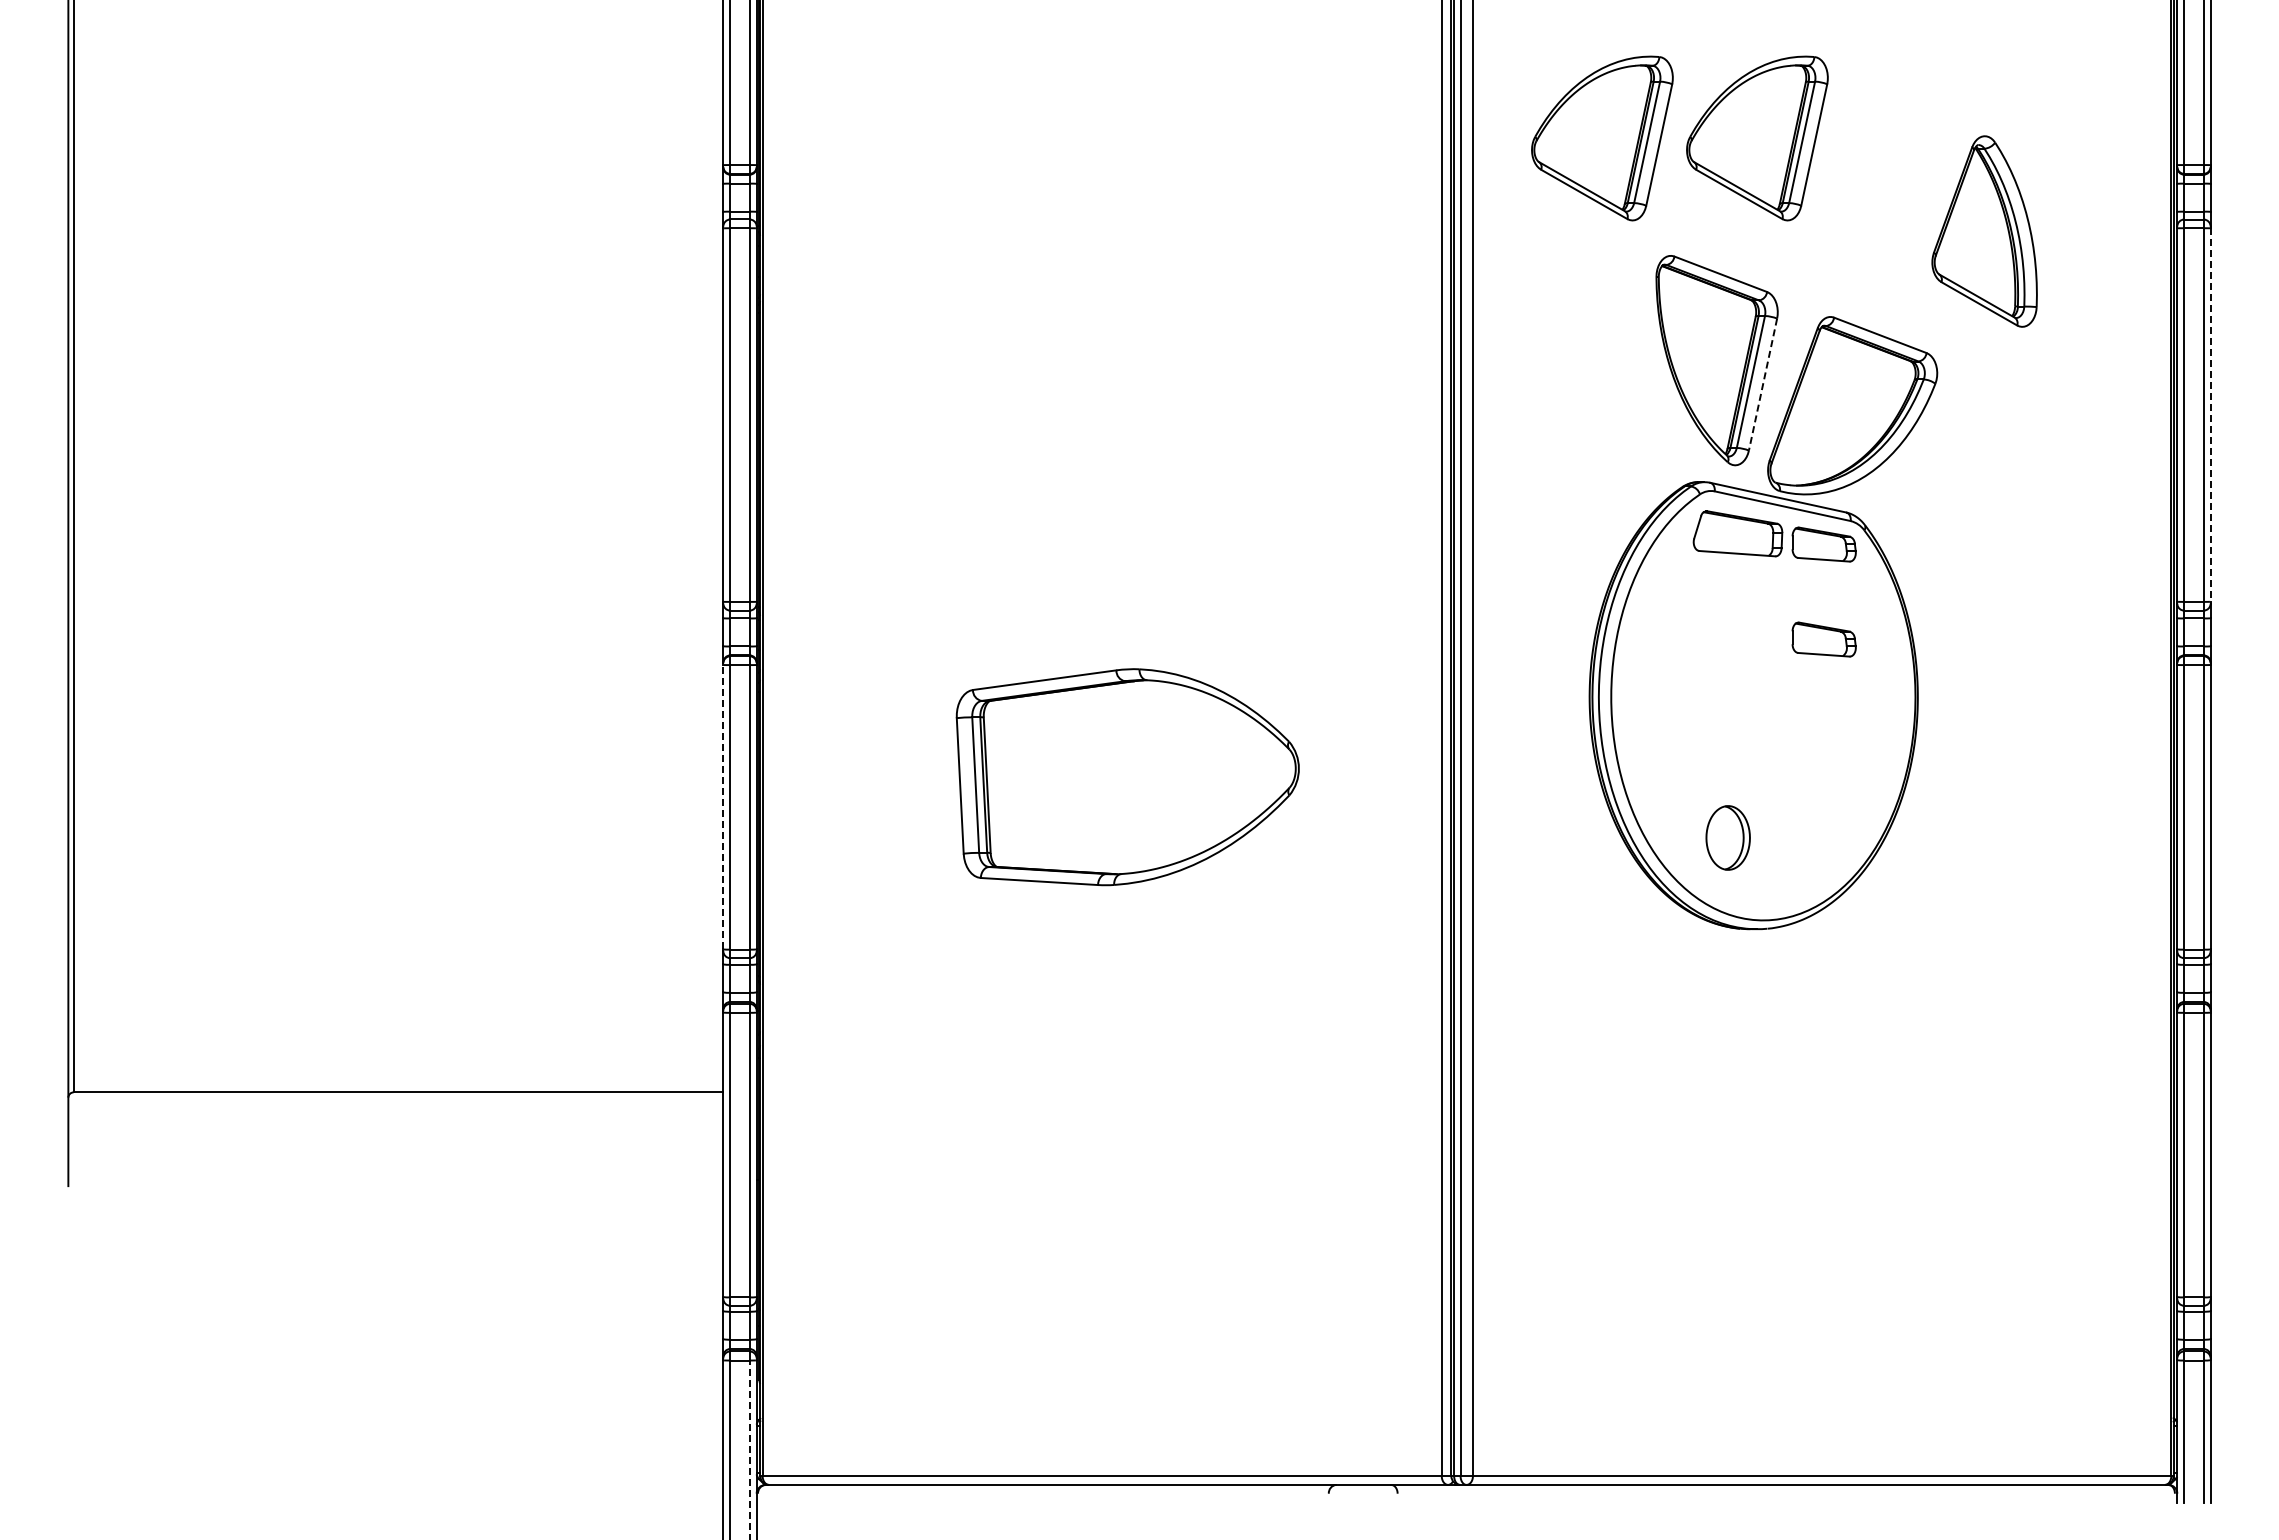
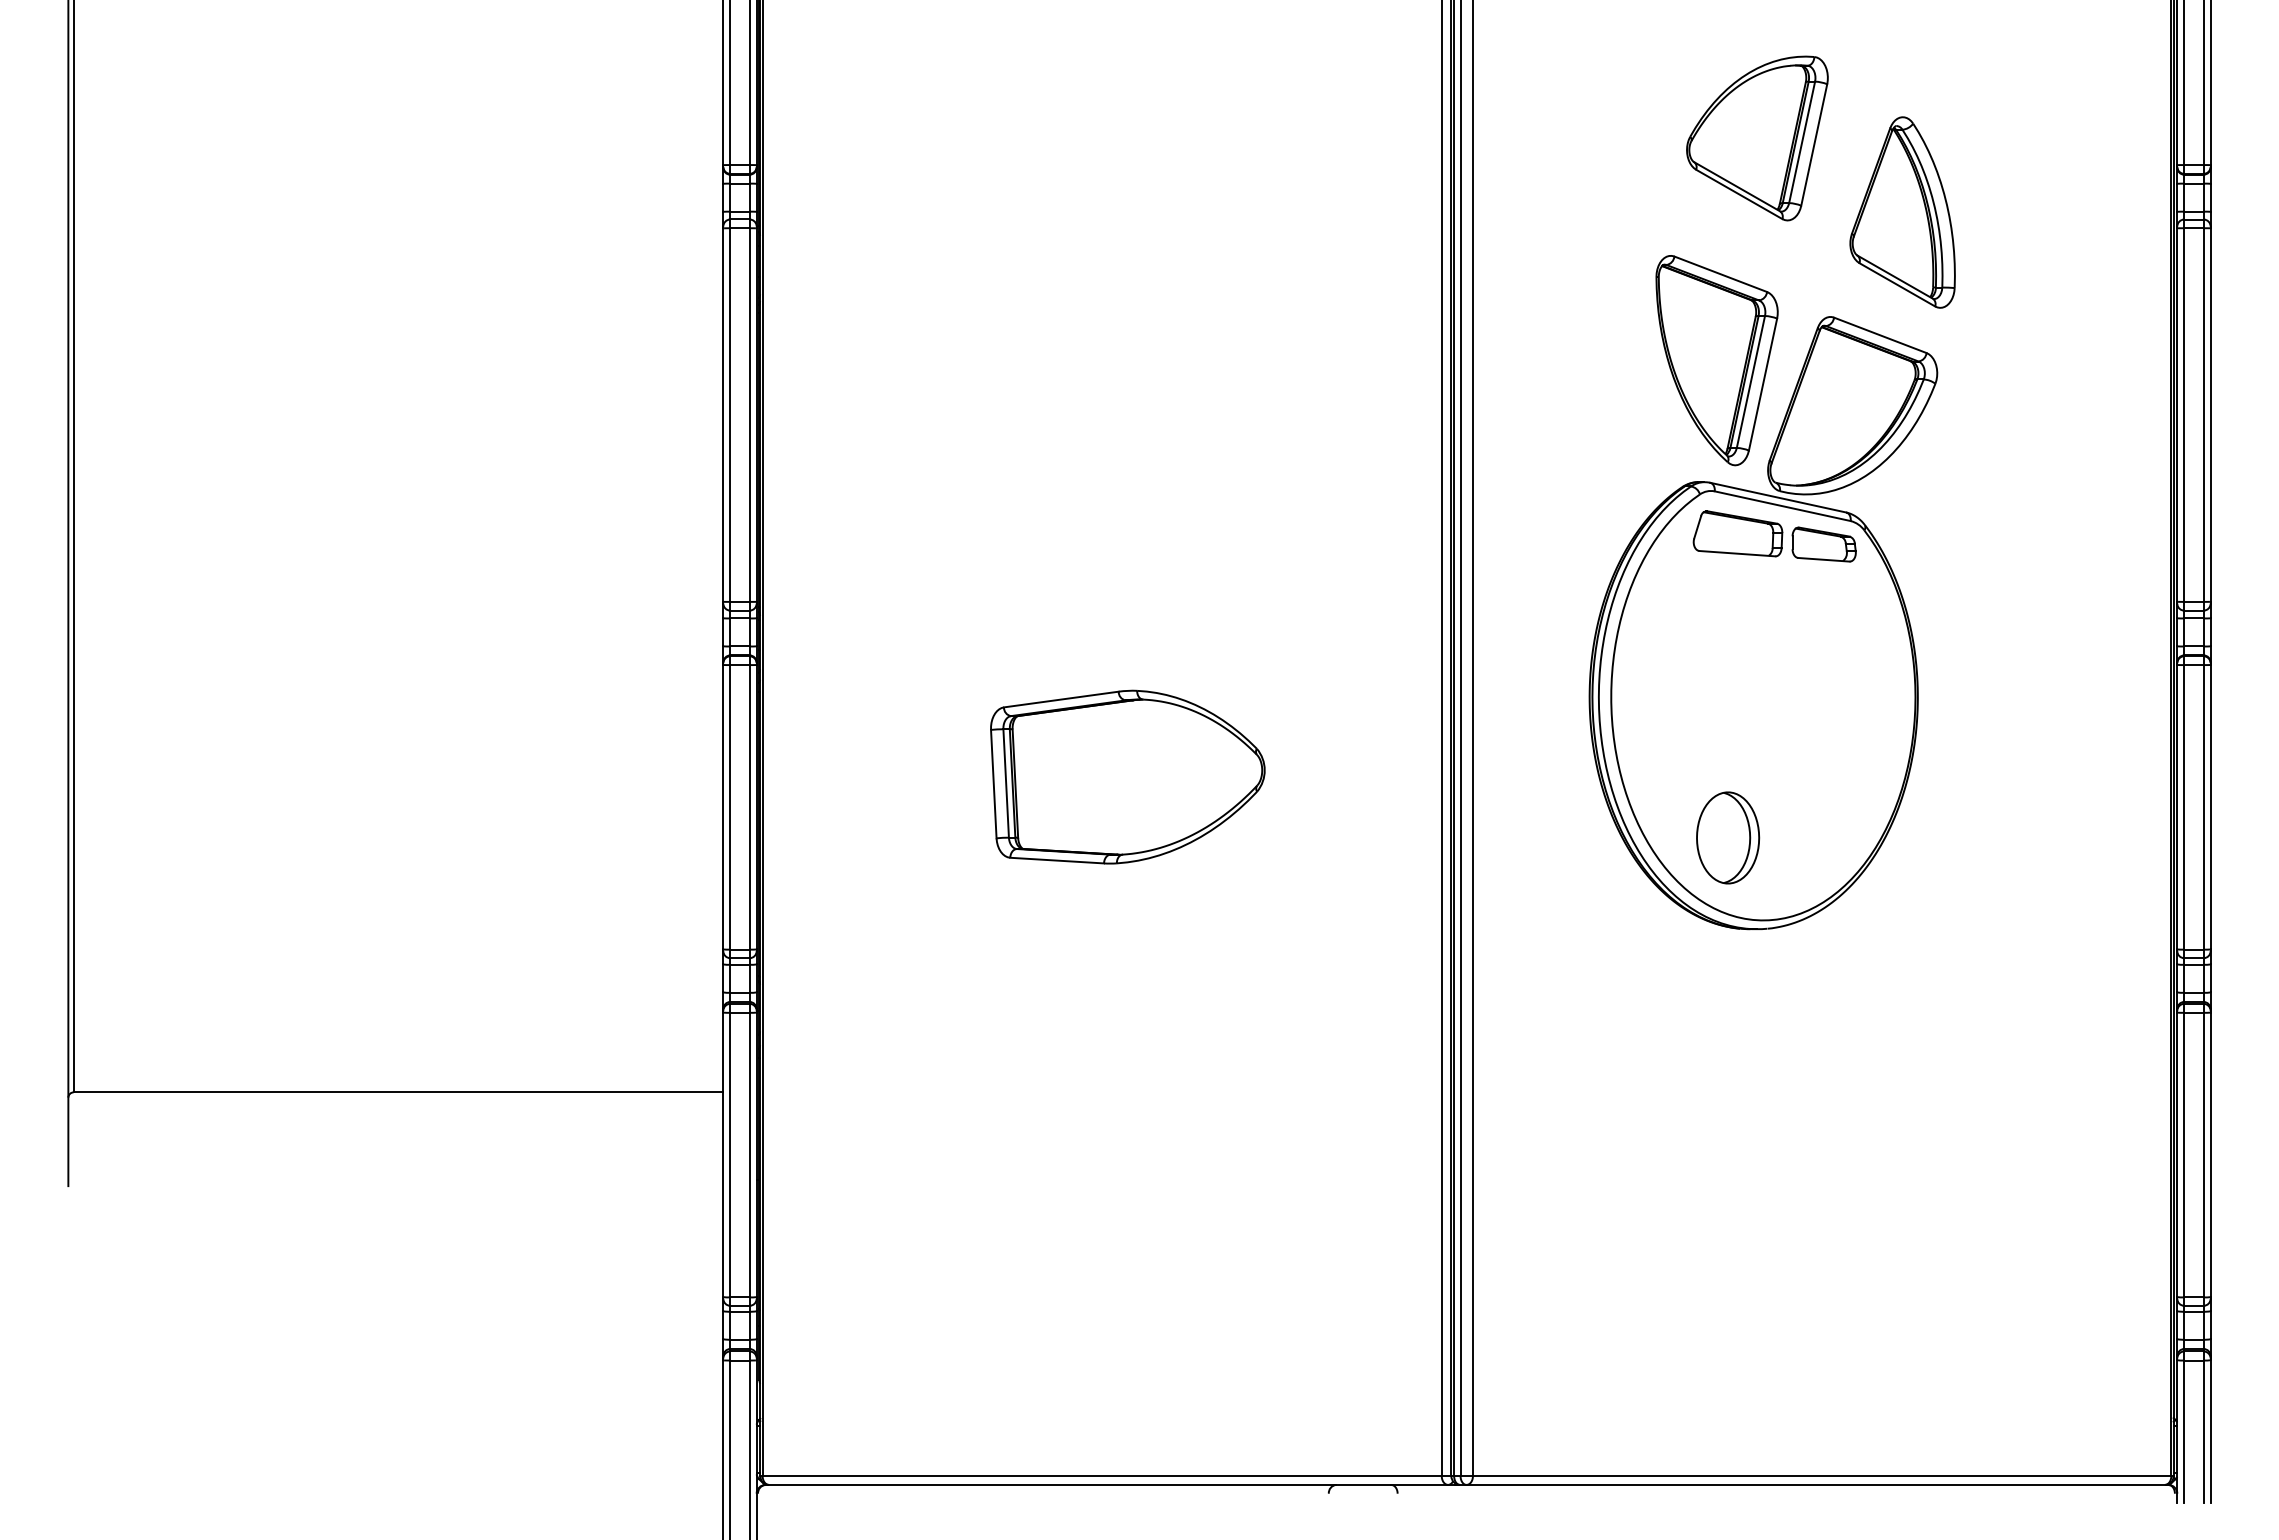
part: present -> none (1602, 138)
part position: (1984, 231) -> (1902, 212) (1902, 212)
line: dashed -> solid (1762, 385)
line: dashed -> solid (2210, 415)
part: present -> none (1823, 639)
part size: 345x219 px -> 276x176 px (1127, 776)
line: dashed -> solid (723, 806)
part size: 46x66 px -> 65x94 px (1728, 837)
line: dashed -> solid (749, 1449)
